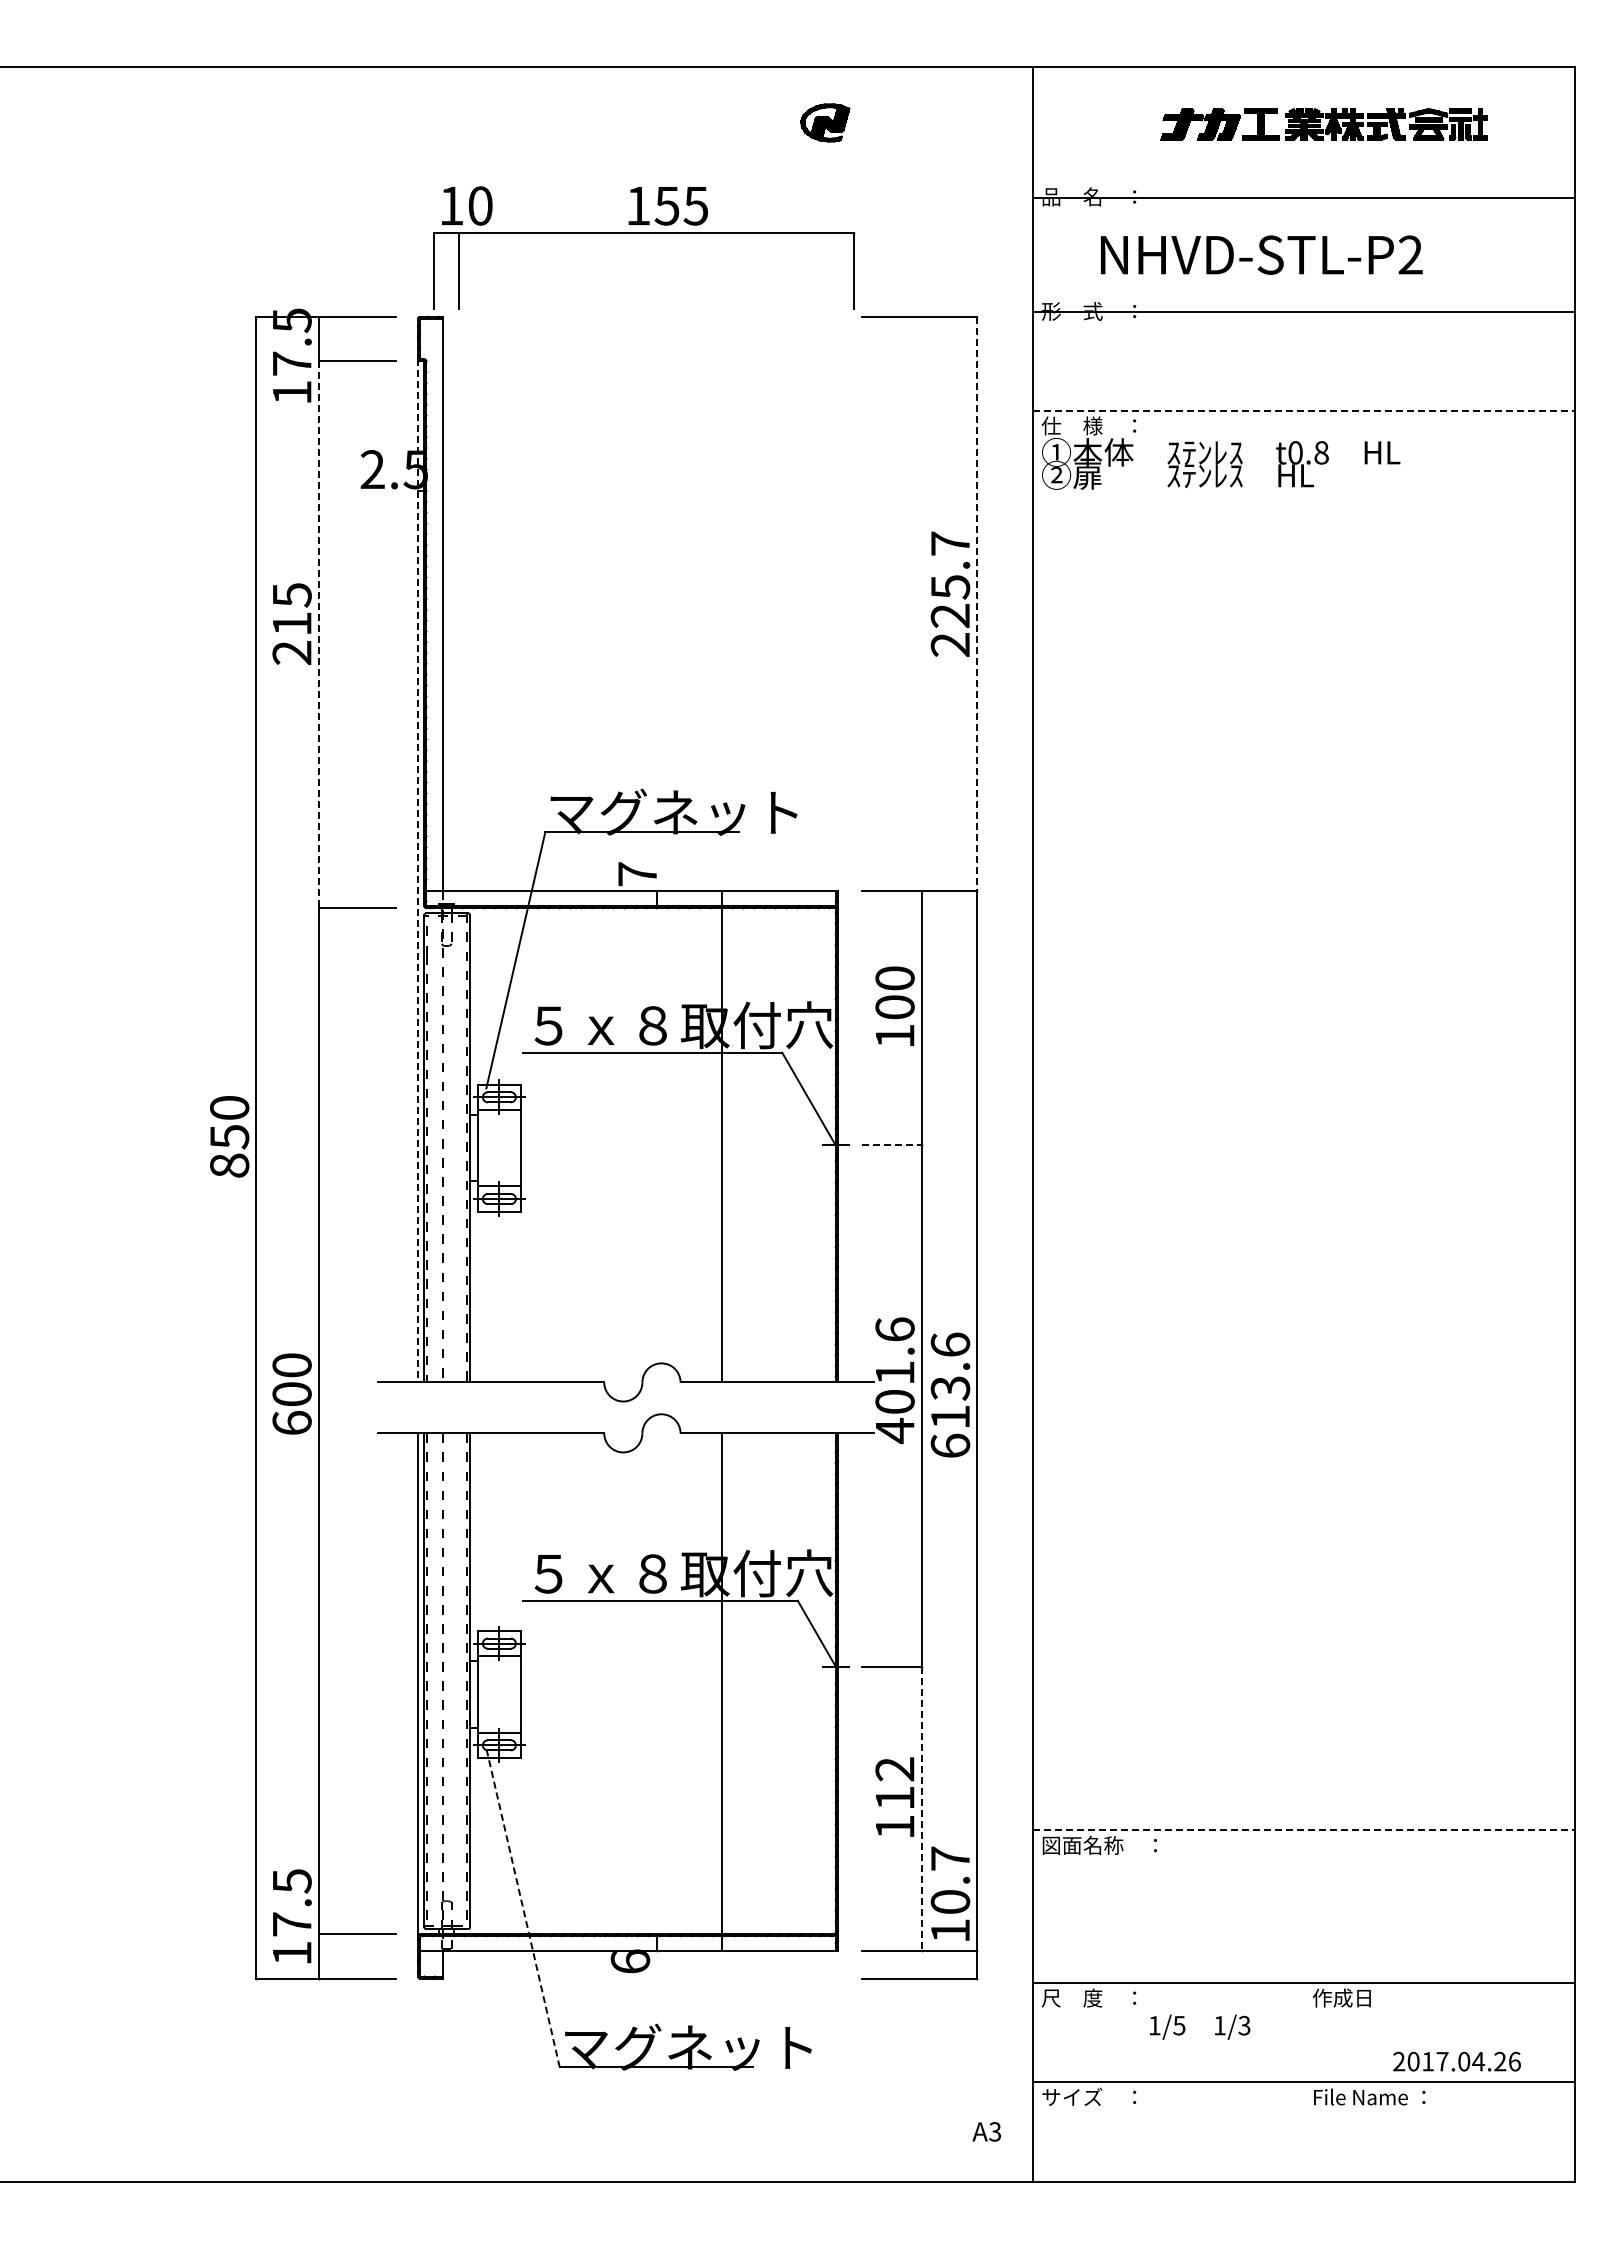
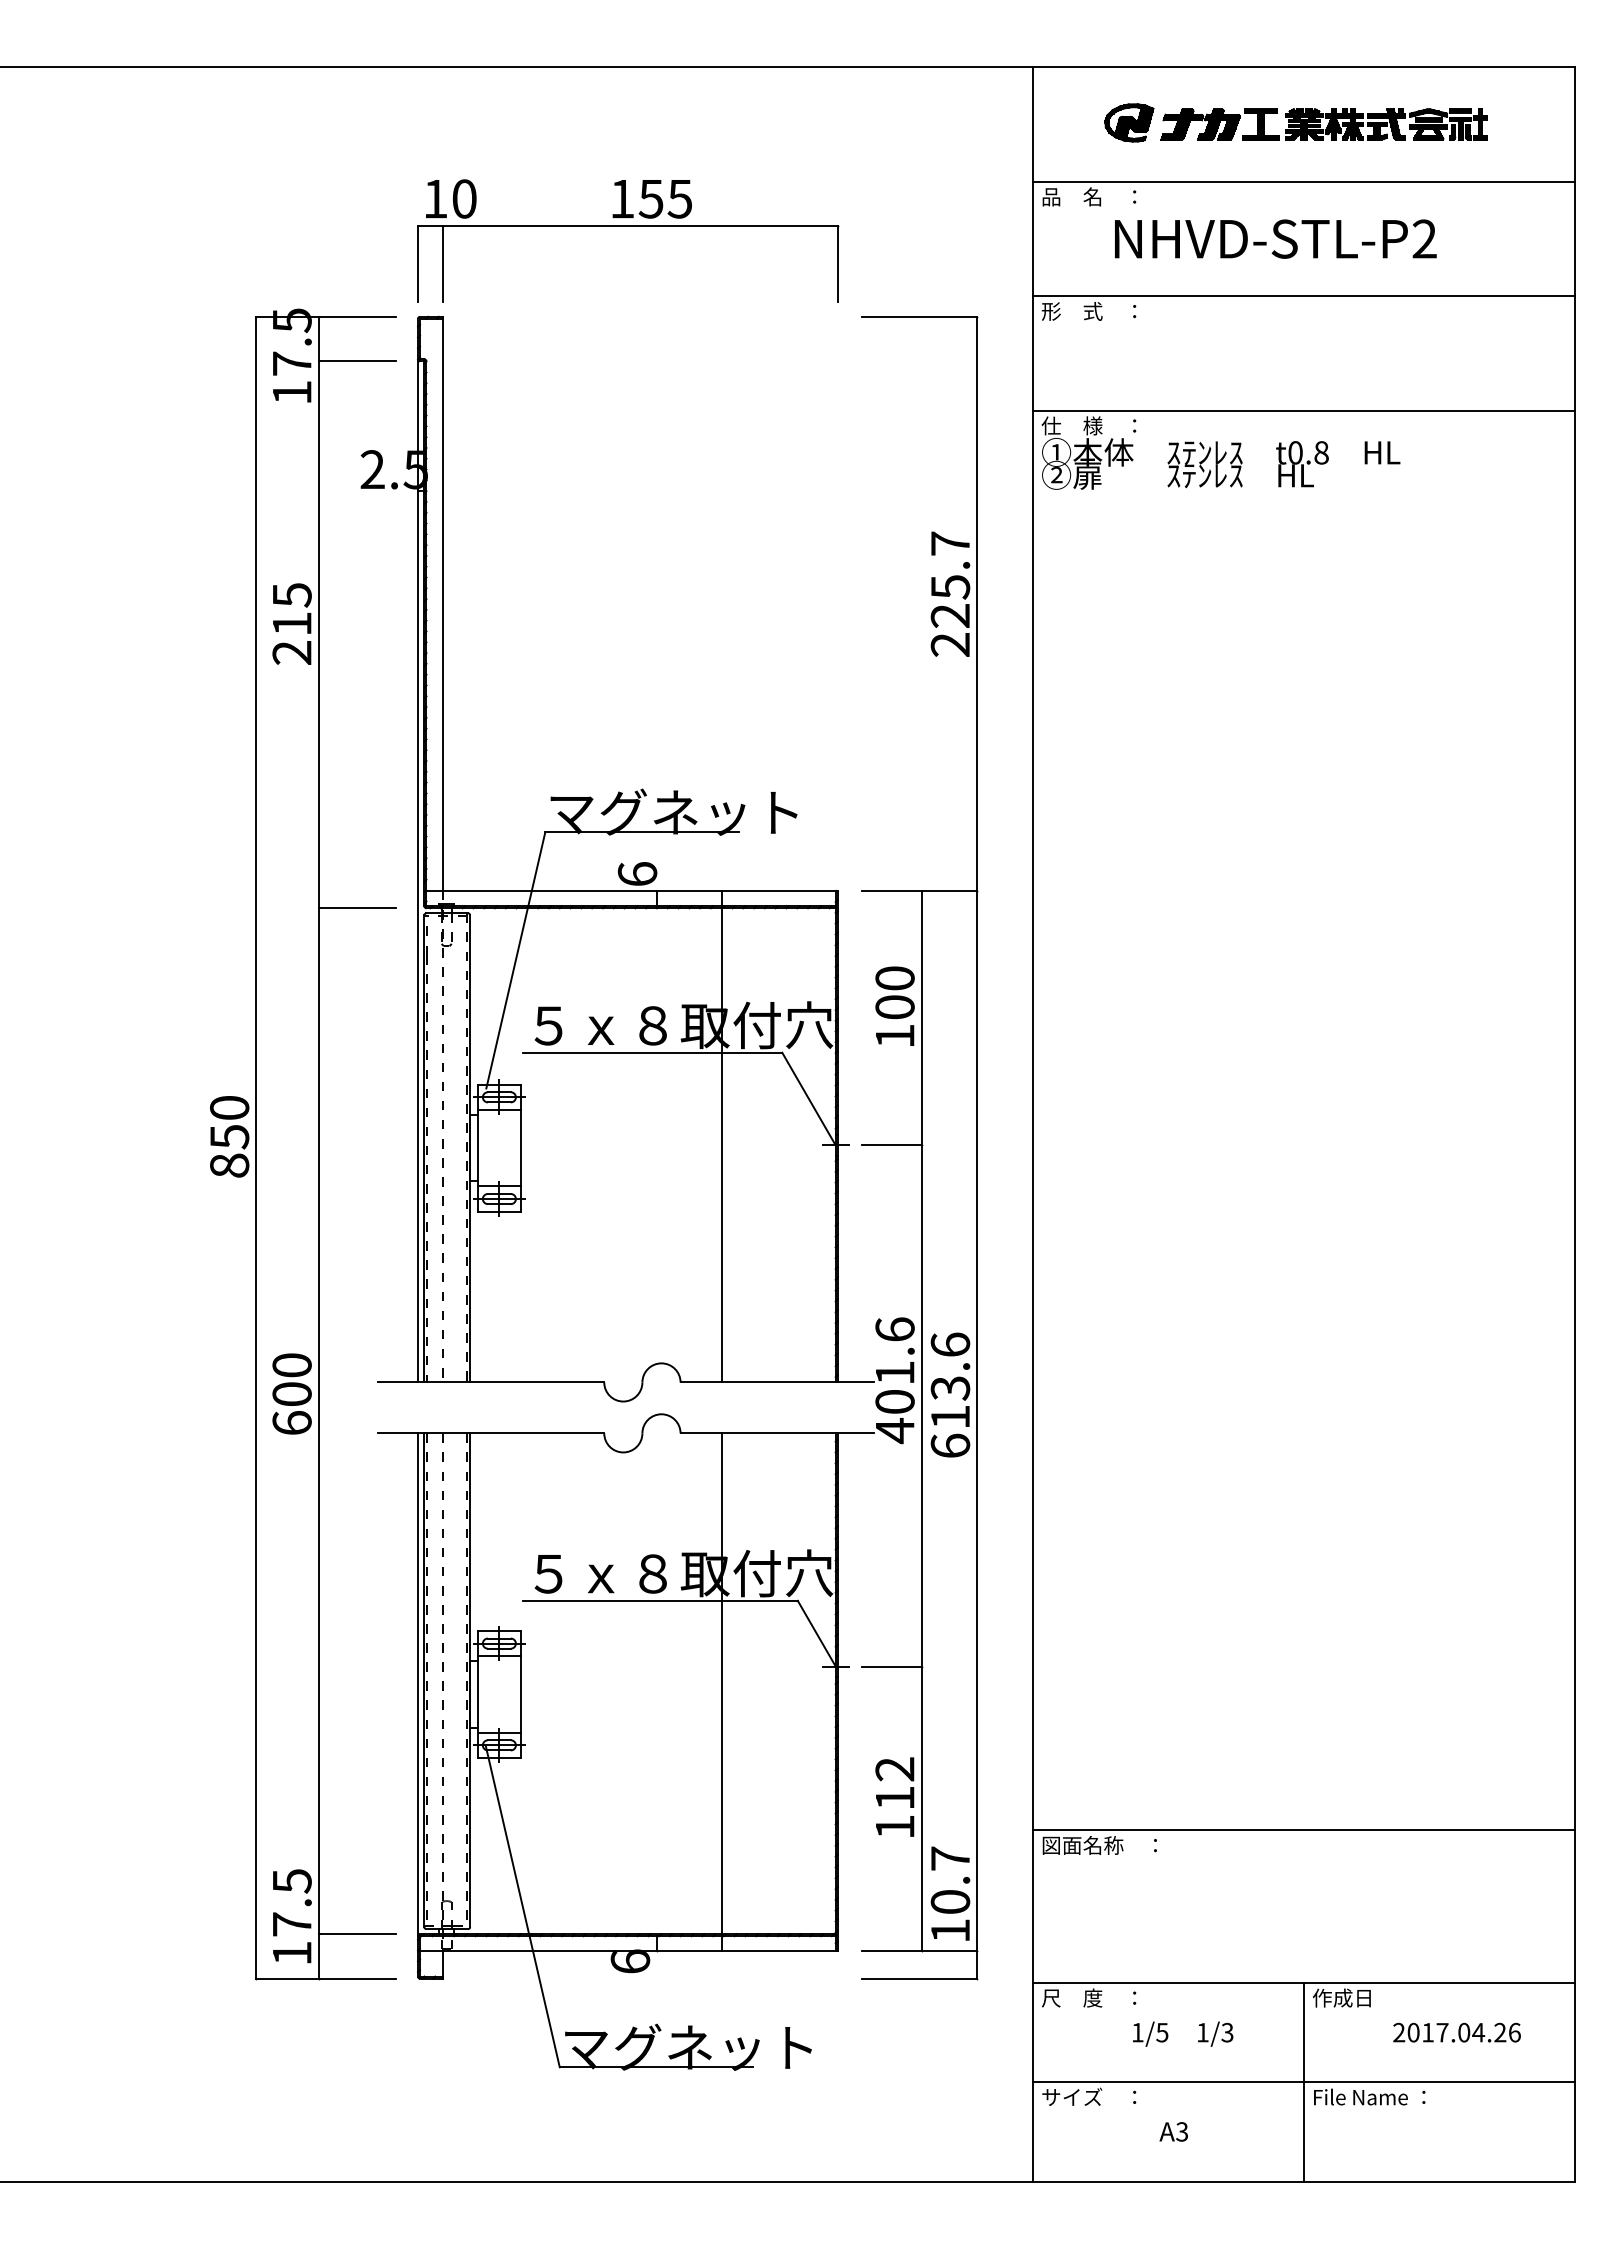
part position: (825, 122) -> (1129, 122) (1129, 122)
line position: (1304, 197) -> (1304, 181) (1304, 181)
part position: (644, 233) -> (628, 226) (628, 226)
text position: (1261, 254) -> (1275, 238) (1275, 238)
line position: (1304, 312) -> (1304, 296) (1304, 296)
line: dashed -> solid (1304, 410)
line: dashed -> solid (977, 604)
line: dashed -> solid (318, 635)
line: dashed -> solid (418, 870)
text: 7 -> 6 (637, 874)
line: dashed -> solid (892, 1145)
line: dashed -> solid (921, 1809)
line: dashed -> solid (1304, 1830)
line: dashed -> solid (522, 1905)
text position: (1200, 2026) -> (1183, 2033) (1183, 2033)
text position: (1456, 2061) -> (1456, 2032) (1456, 2032)
line: none -> present (1304, 2082)
text position: (986, 2131) -> (1173, 2131) (1173, 2131)
